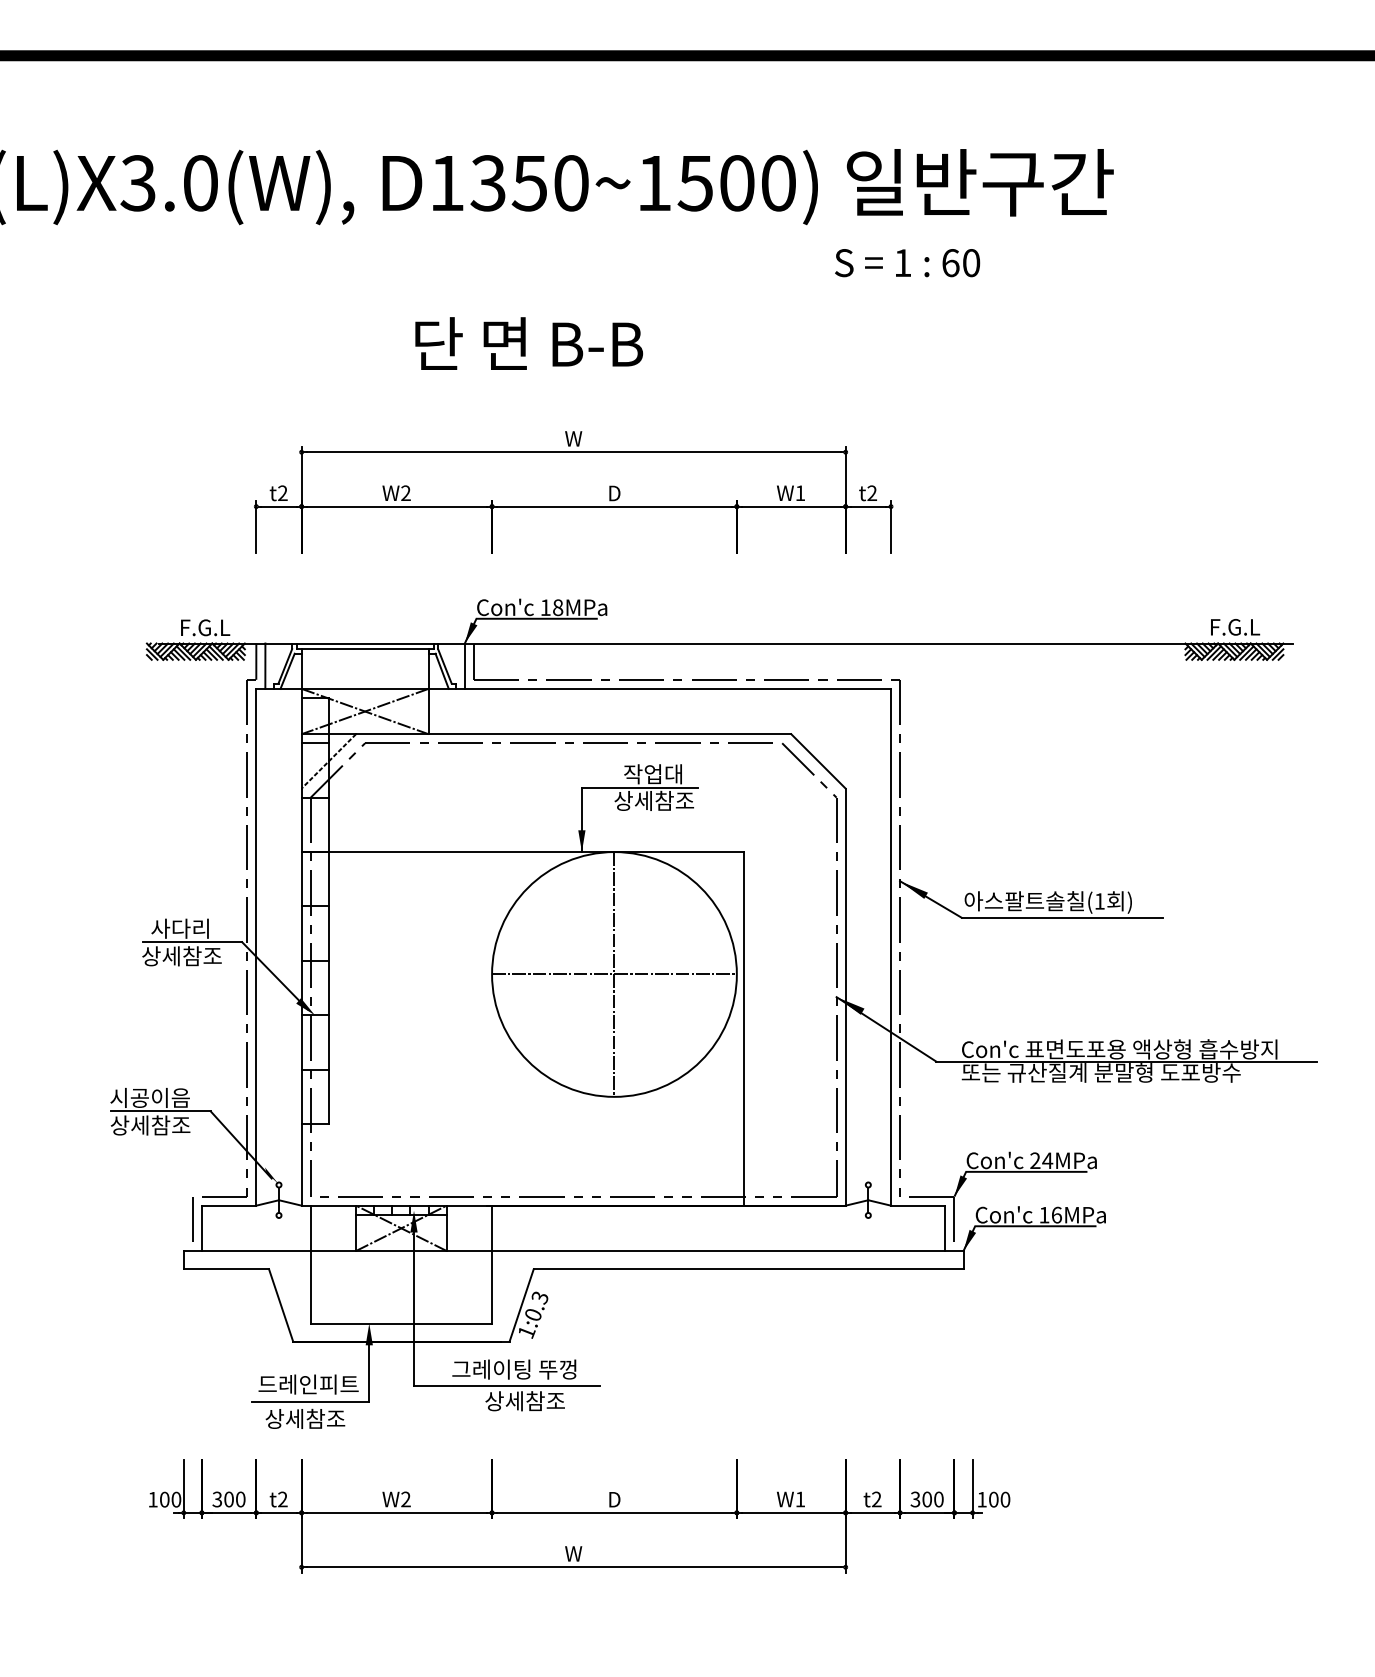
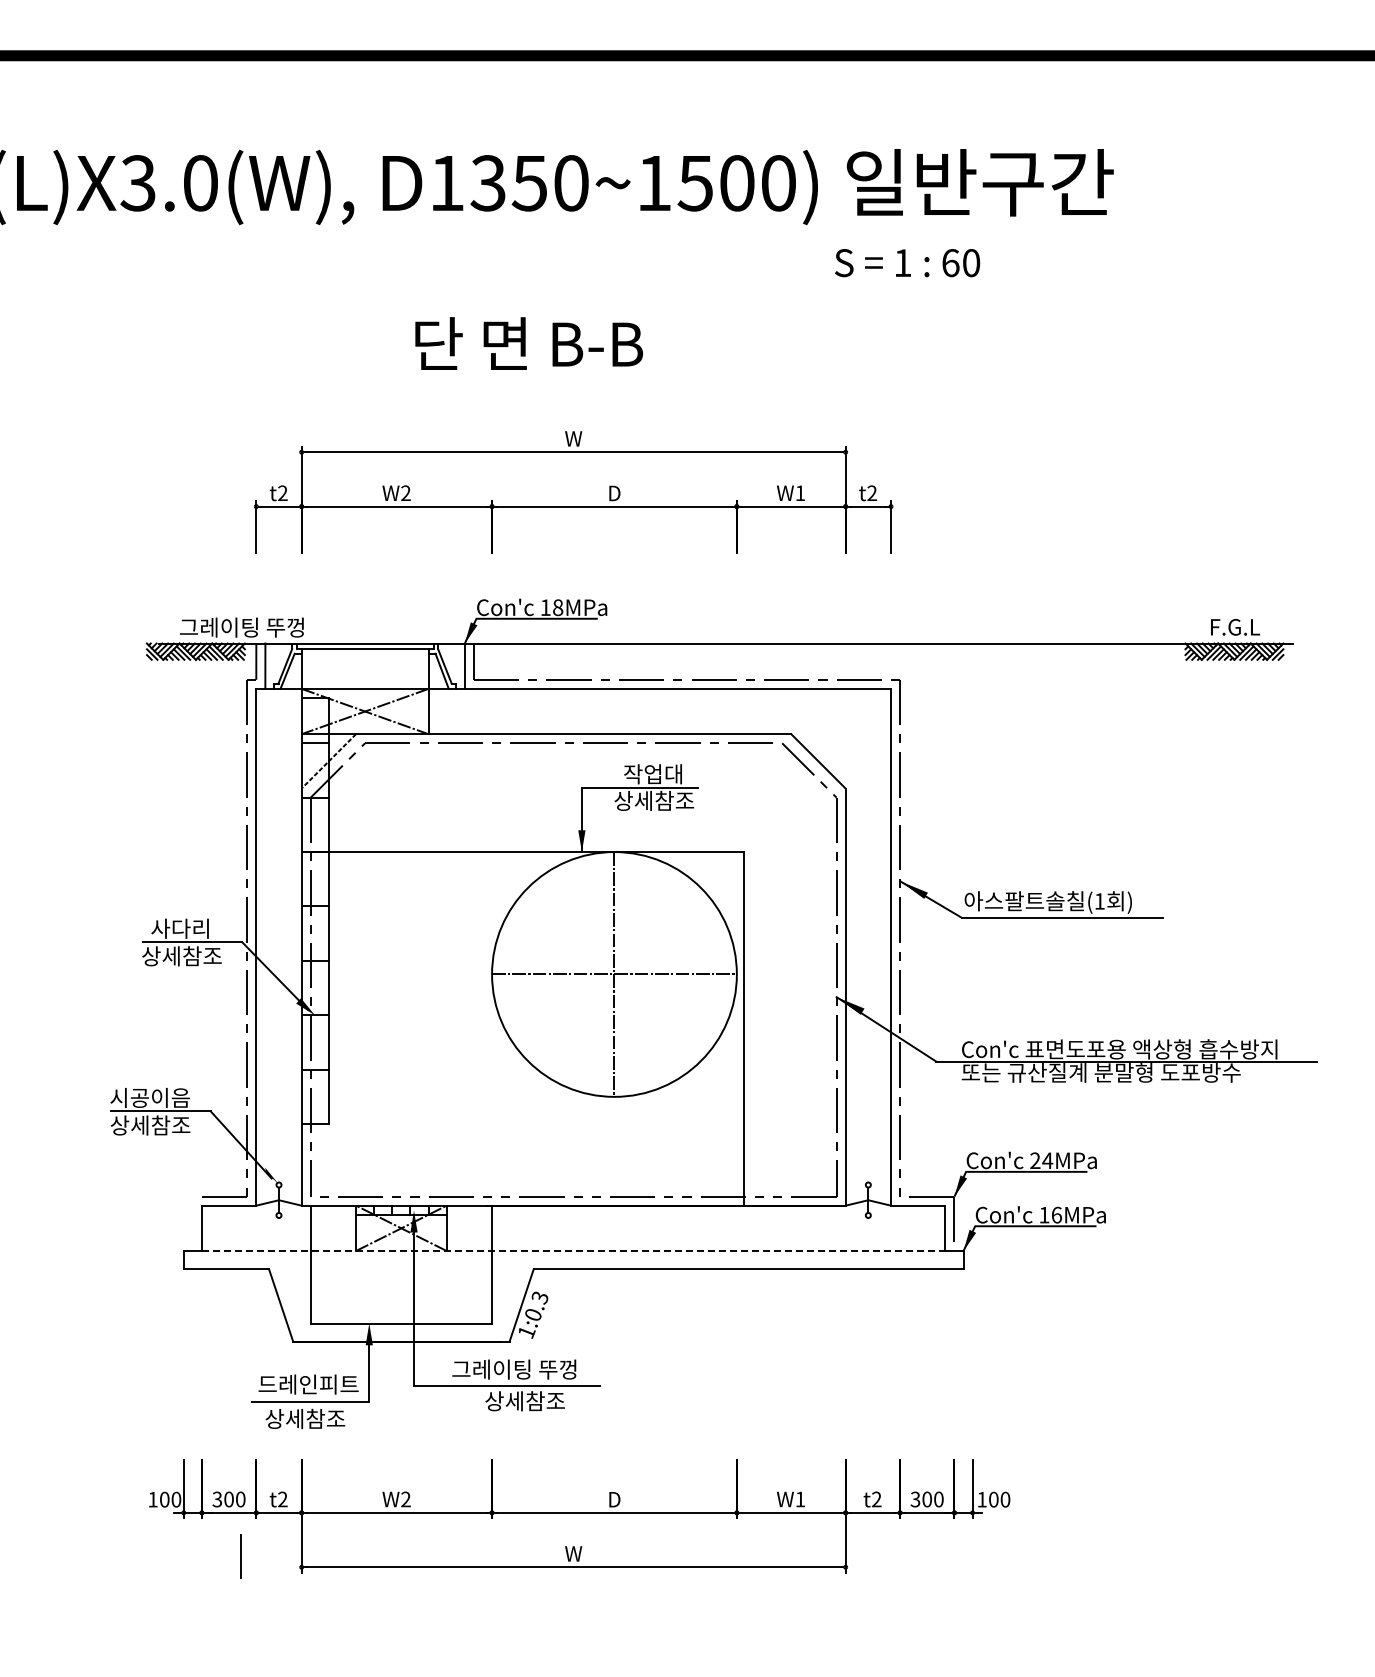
text: F.G.L -> 그레이팅 뚜껑 (241, 627)
line position: (192, 1219) -> (240, 1556) (240, 1556)
line: solid -> dashed (573, 1251)
